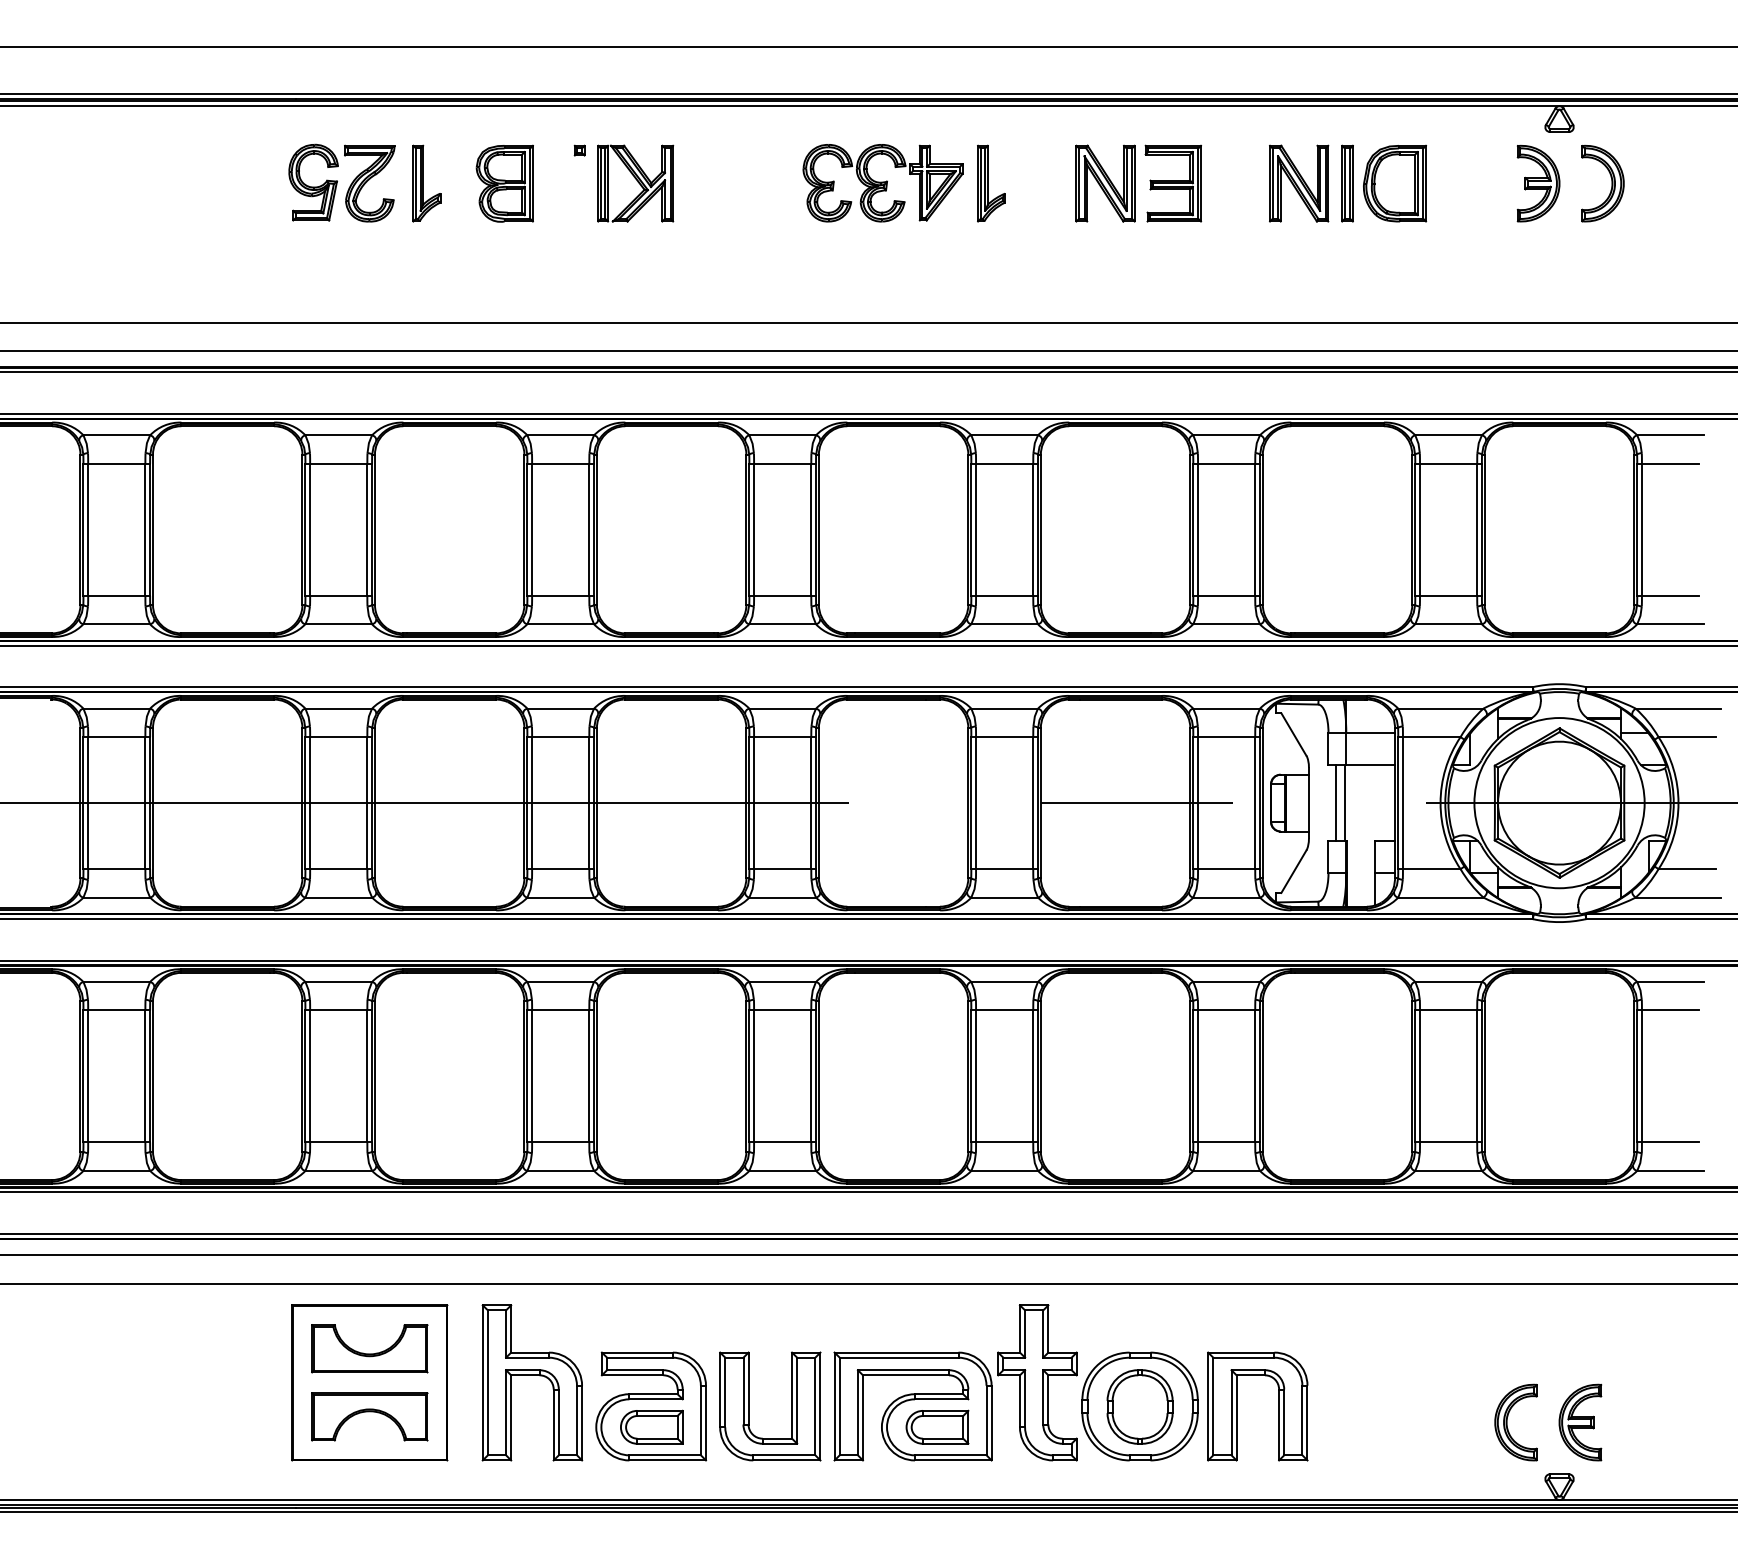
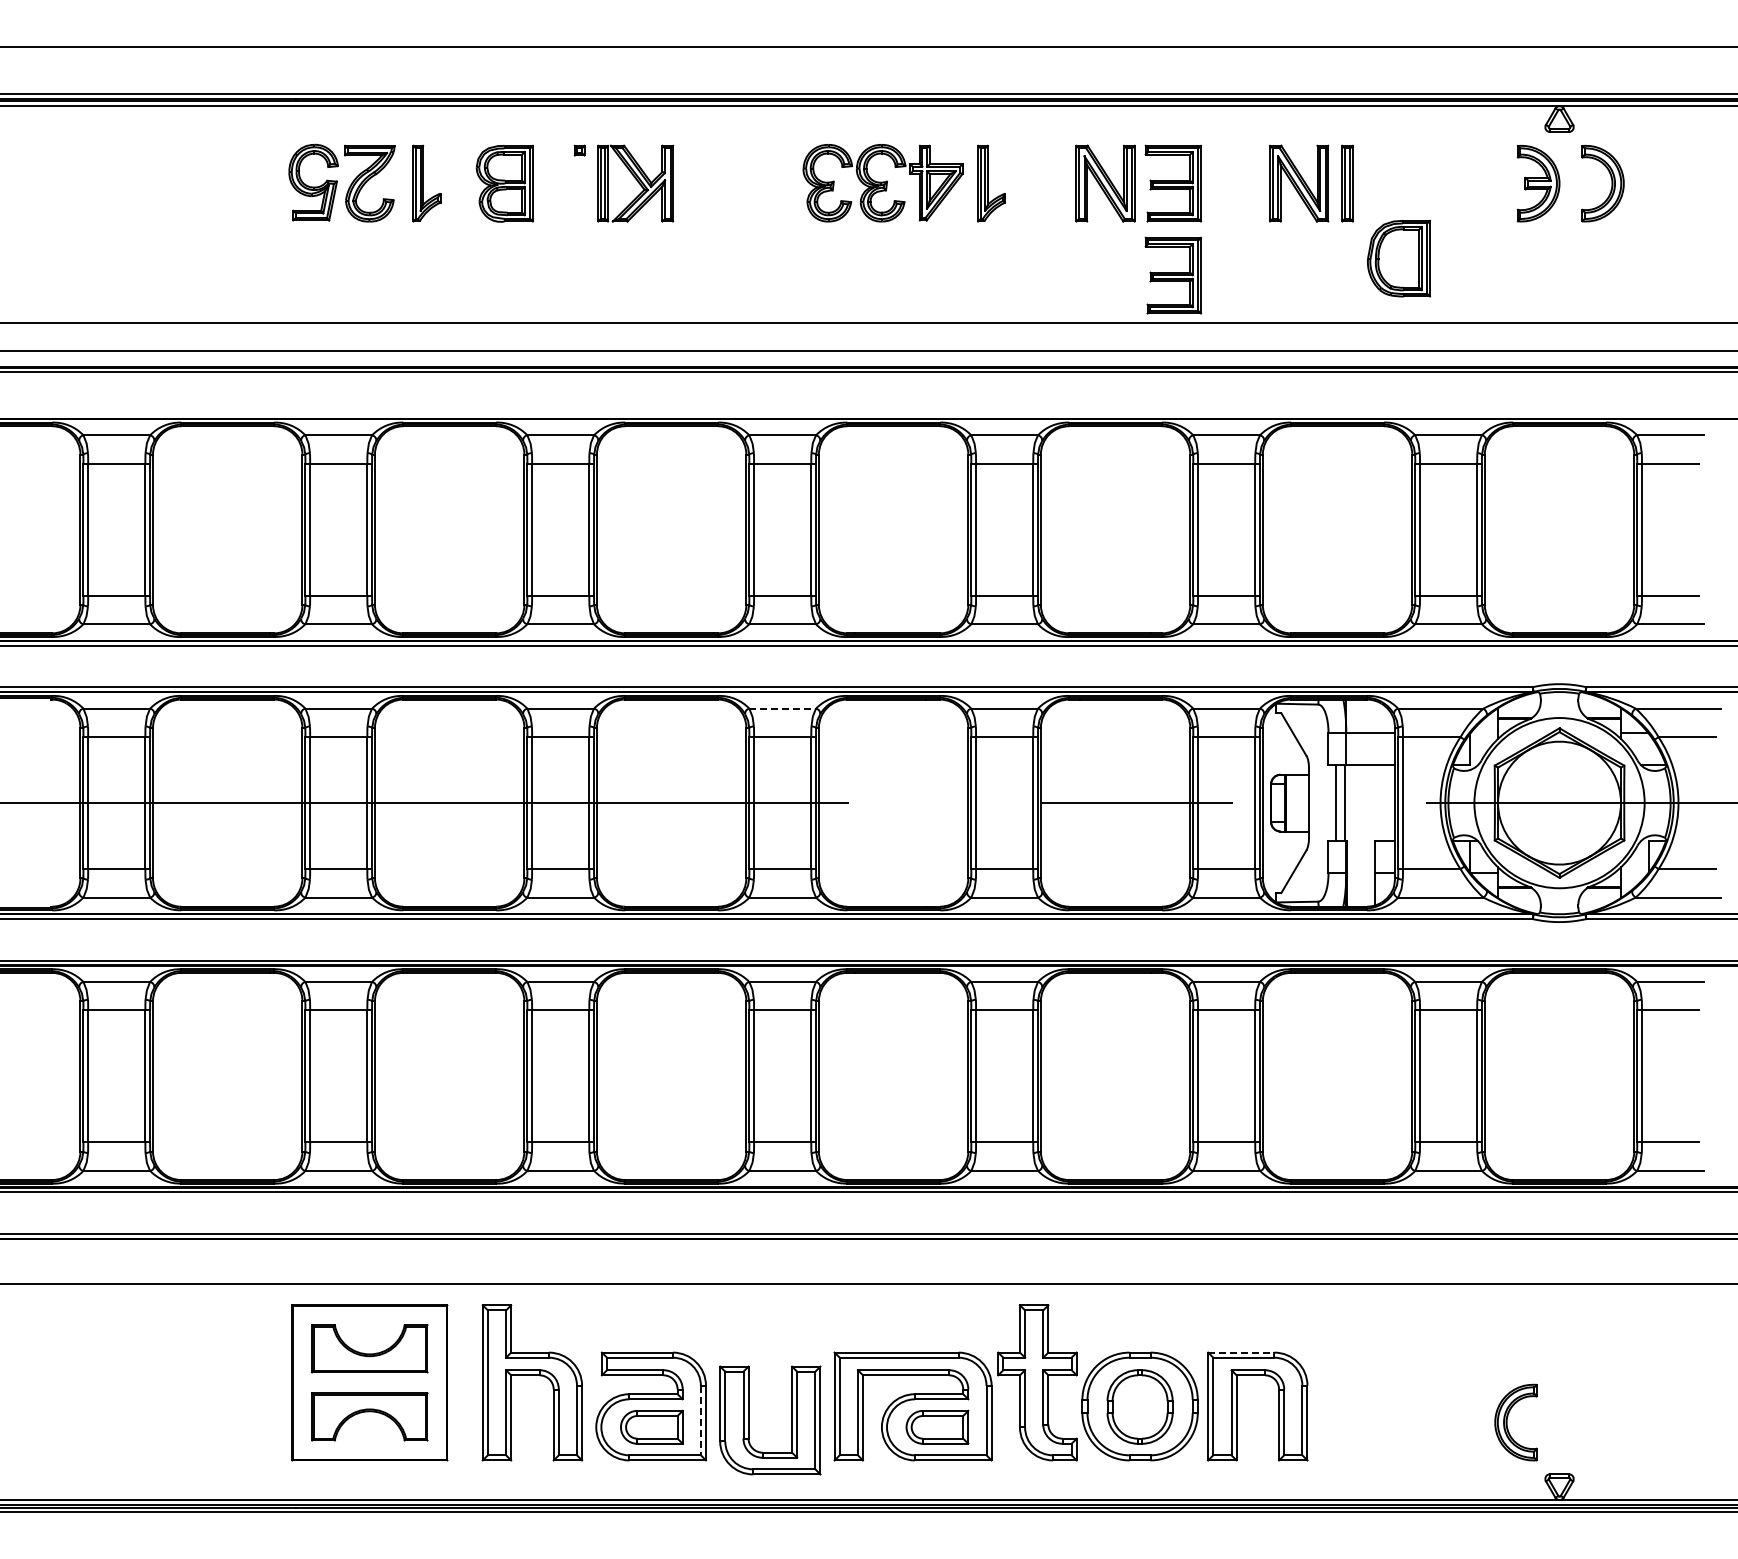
part position: (1395, 183) -> (1399, 258) (1399, 258)
part: none -> present (1173, 275)
line: present -> none (868, 413)
line: solid -> dashed (783, 708)
line: present -> none (868, 1255)
line: solid -> dashed (1241, 1352)
part position: (749, 1406) -> (749, 1420) (749, 1420)
line: solid -> dashed (700, 1420)
part: present -> none (1580, 1422)
